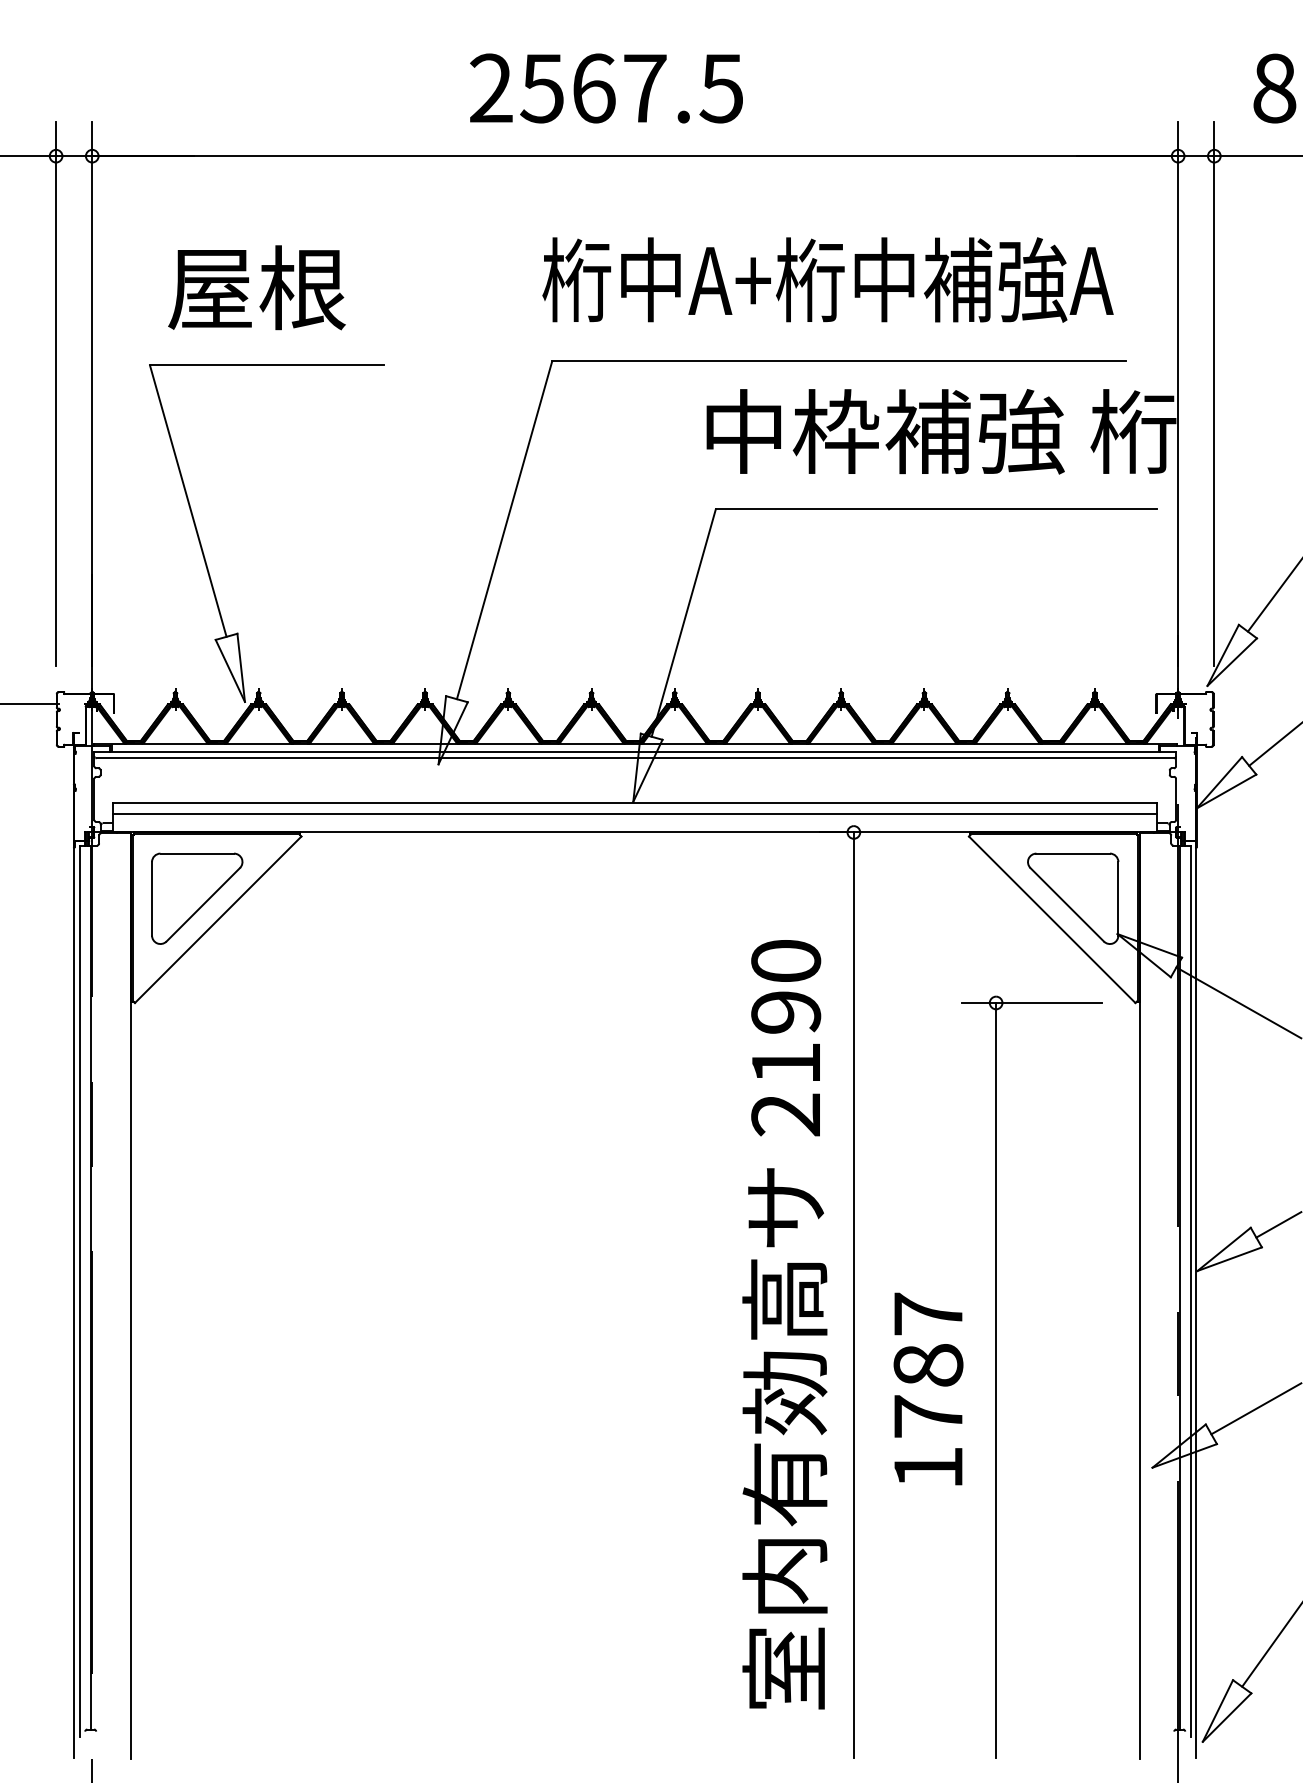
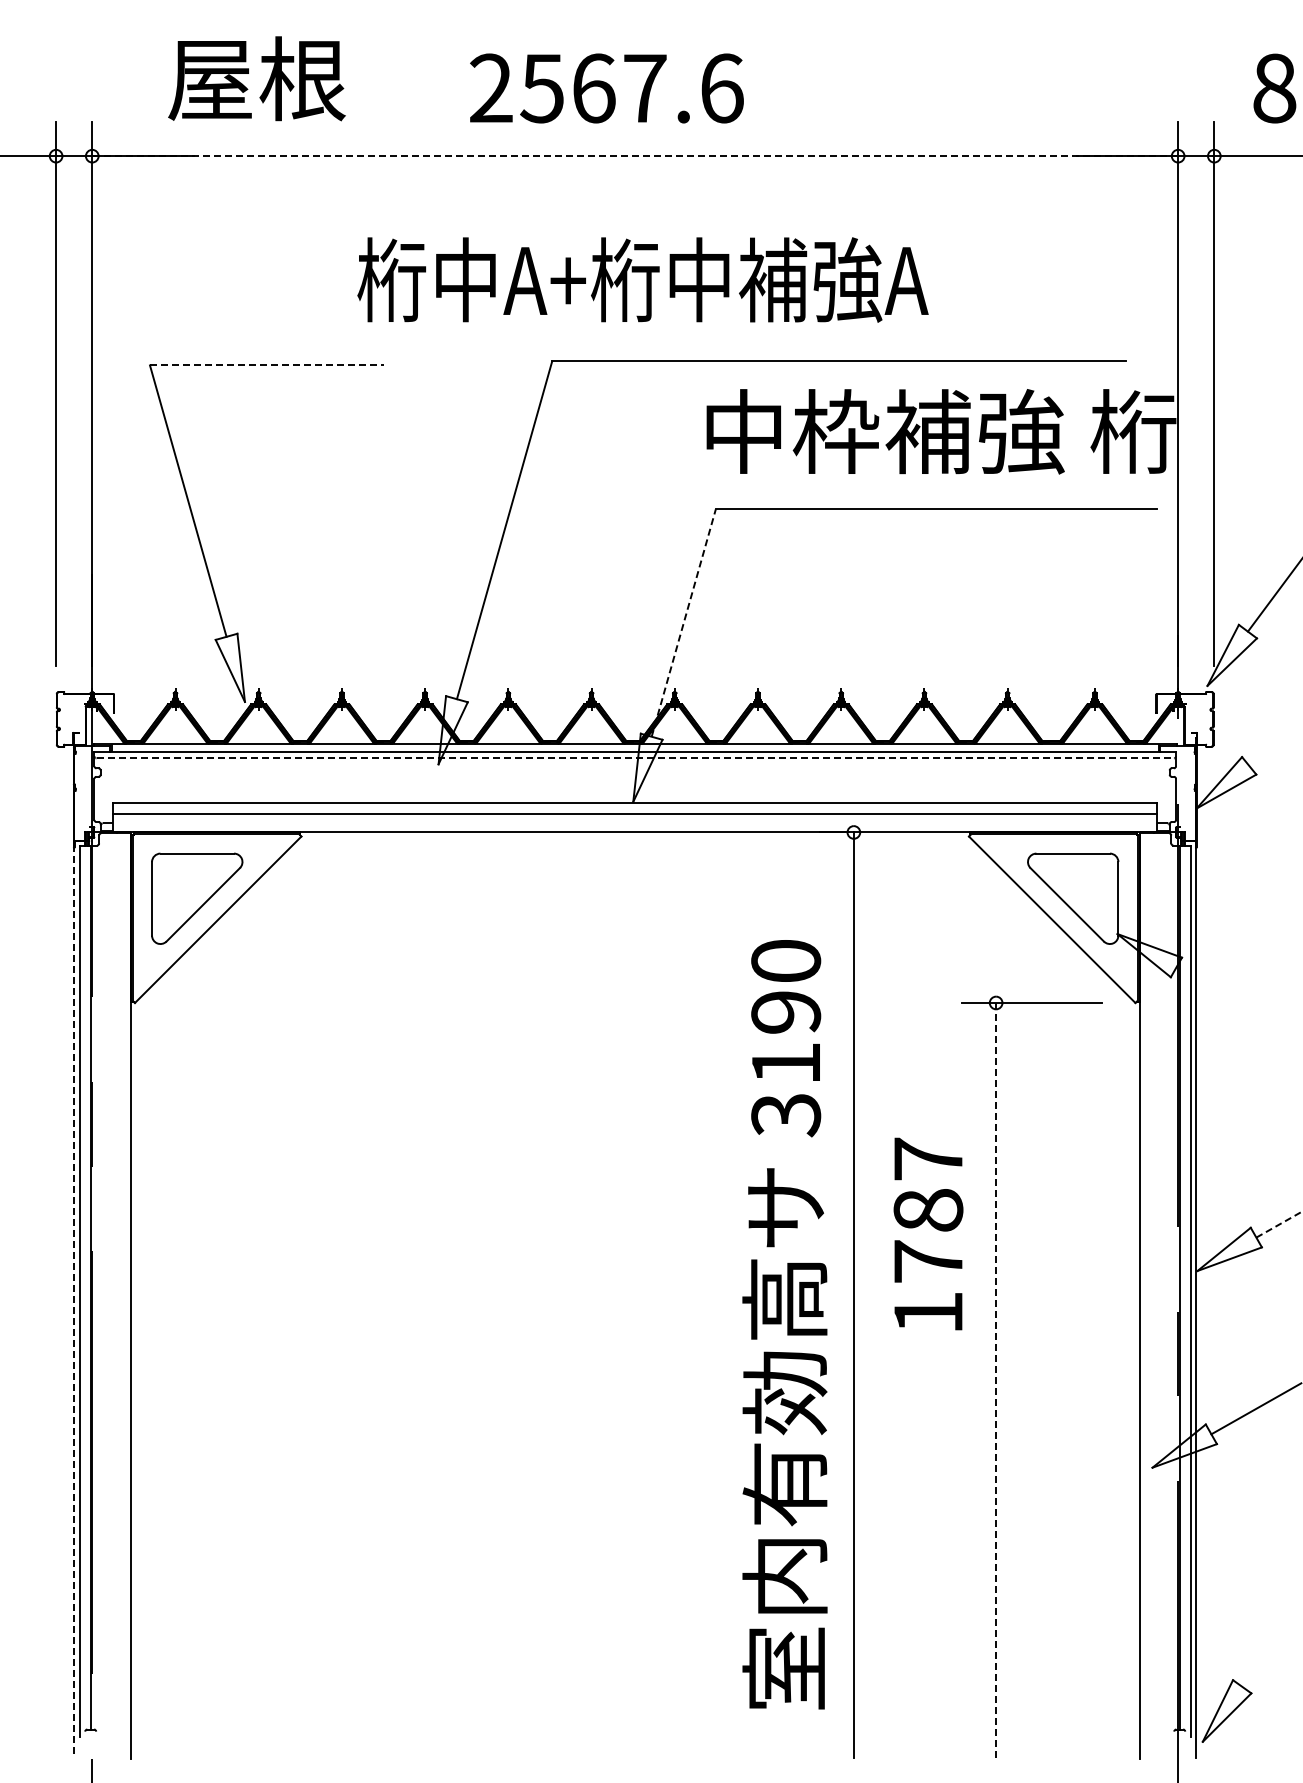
text: 2567.5 -> 2567.6 (721, 88)
line: solid -> dashed (635, 156)
text position: (827, 279) -> (642, 279) (642, 279)
text position: (256, 287) -> (256, 78) (256, 78)
line: solid -> dashed (267, 365)
line: solid -> dashed (683, 622)
line: present -> none (30, 704)
line: present -> none (1274, 745)
line: solid -> dashed (635, 758)
line: present -> none (1237, 1002)
text: 2190 -> 3190 (786, 1115)
line: solid -> dashed (1278, 1224)
line: solid -> dashed (74, 1252)
line: solid -> dashed (996, 1380)
text position: (928, 1388) -> (928, 1233) (928, 1233)
line: present -> none (1270, 1646)
